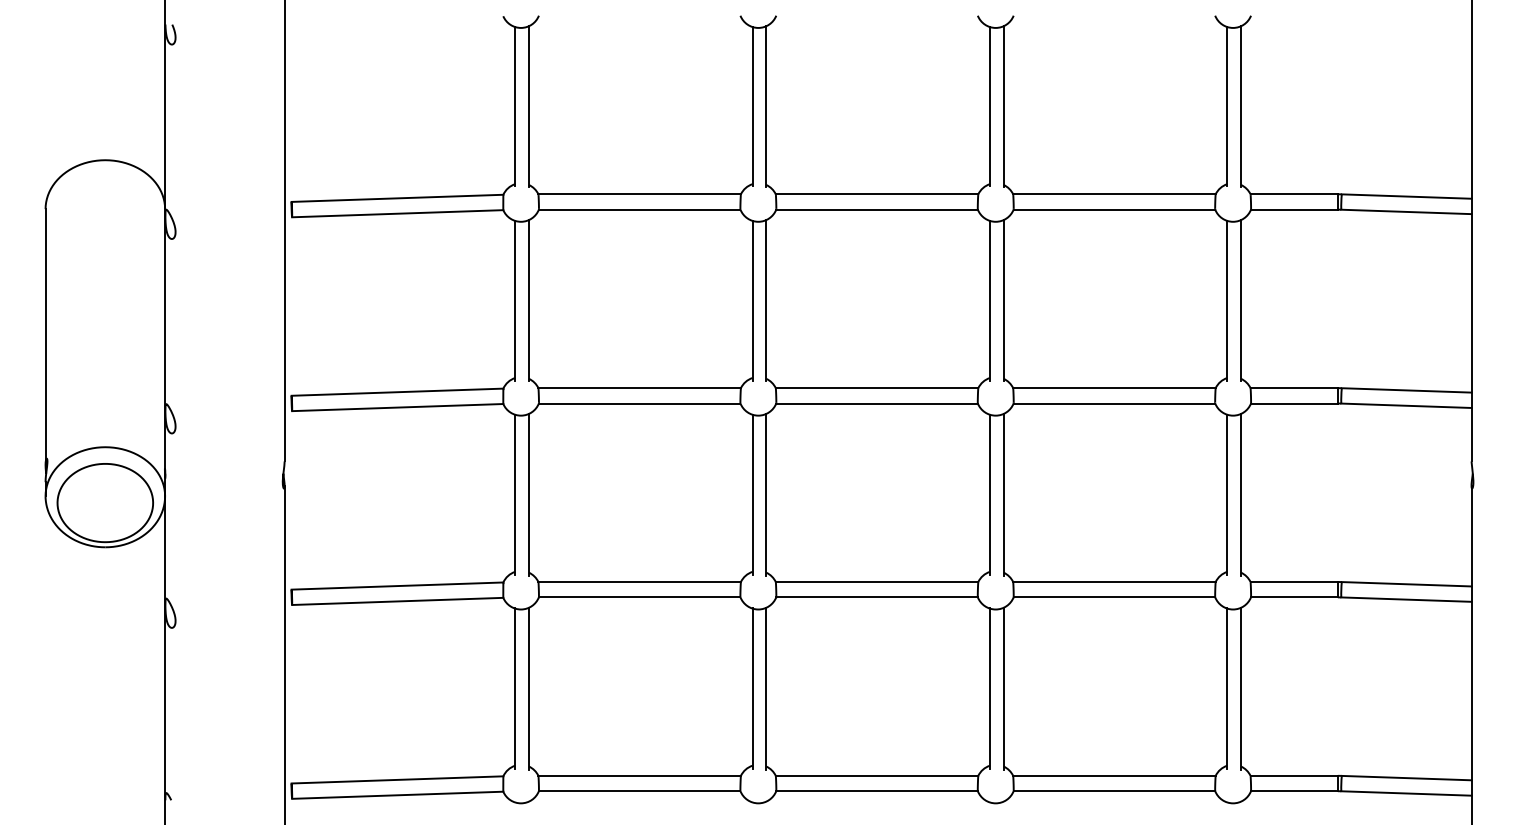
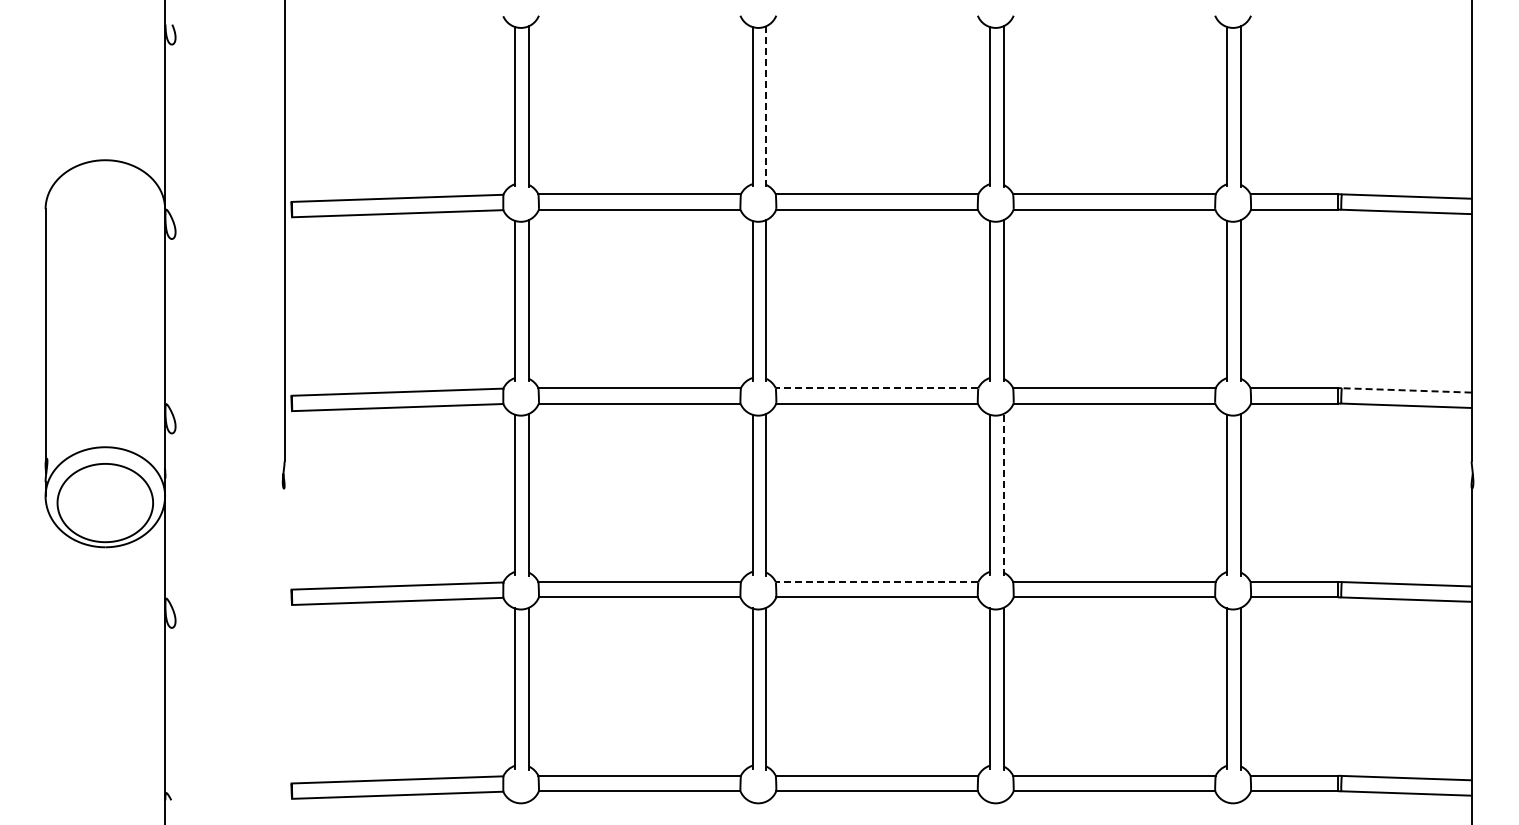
line: solid -> dashed (766, 106)
line: solid -> dashed (876, 388)
line: solid -> dashed (1406, 390)
line: solid -> dashed (1003, 494)
line: solid -> dashed (876, 582)
line: present -> none (284, 653)
